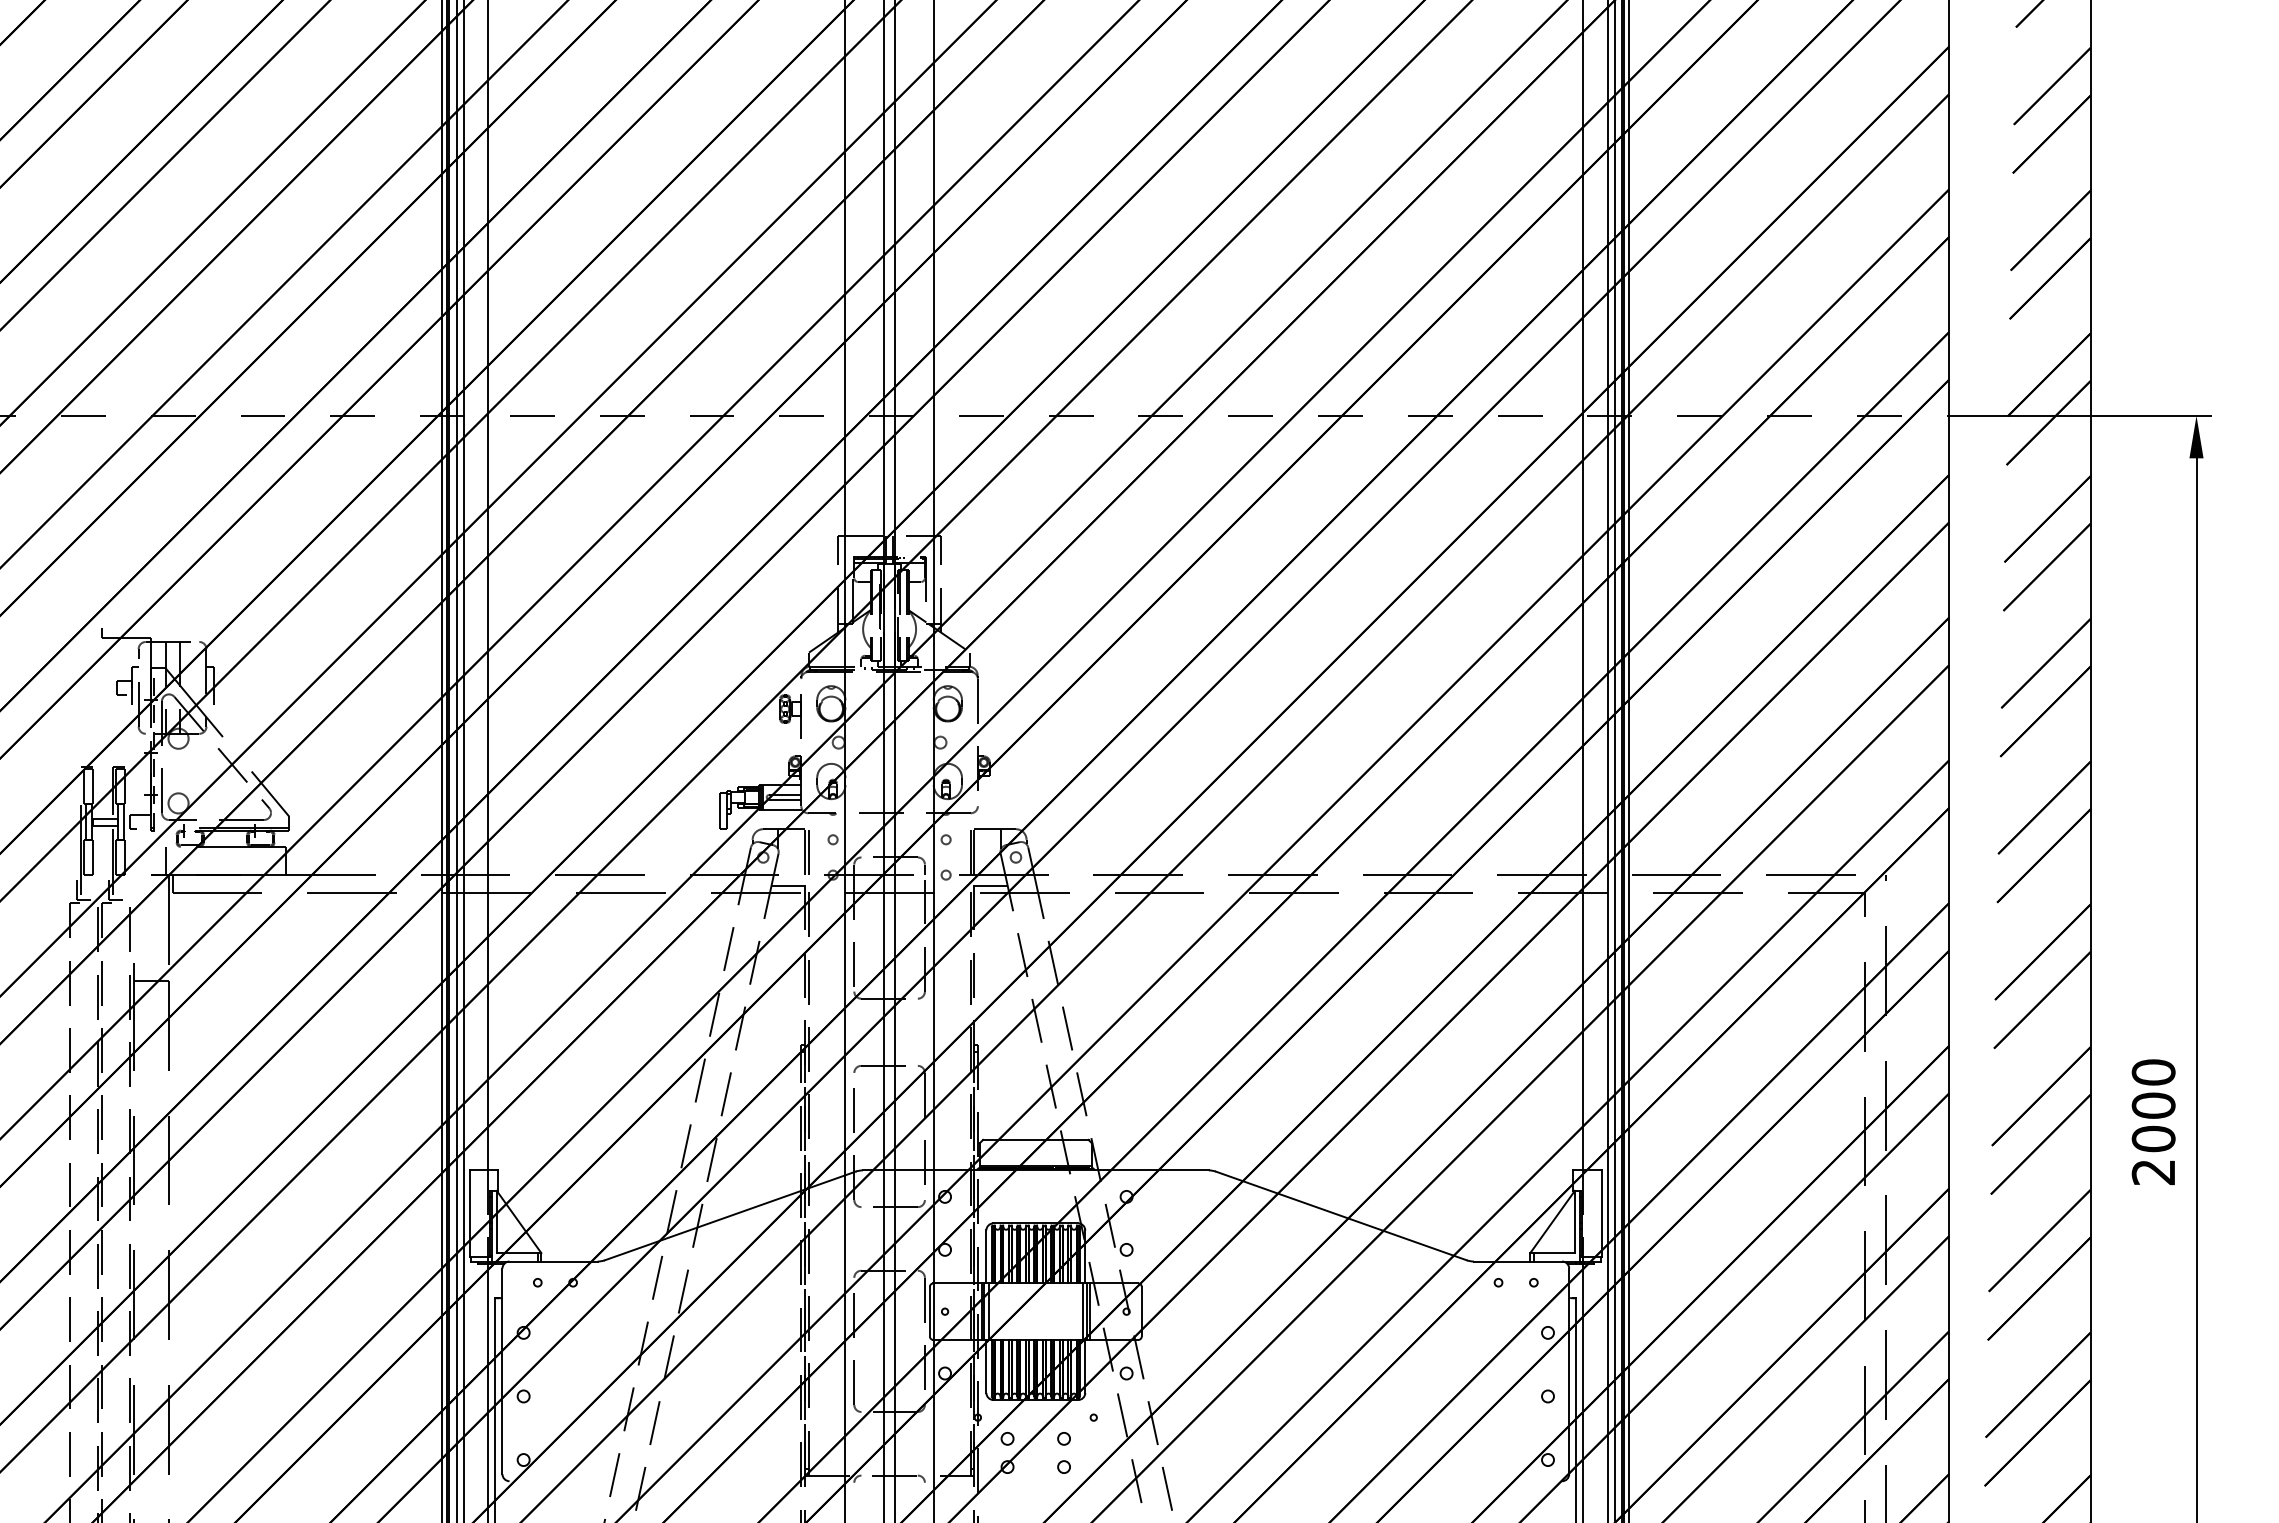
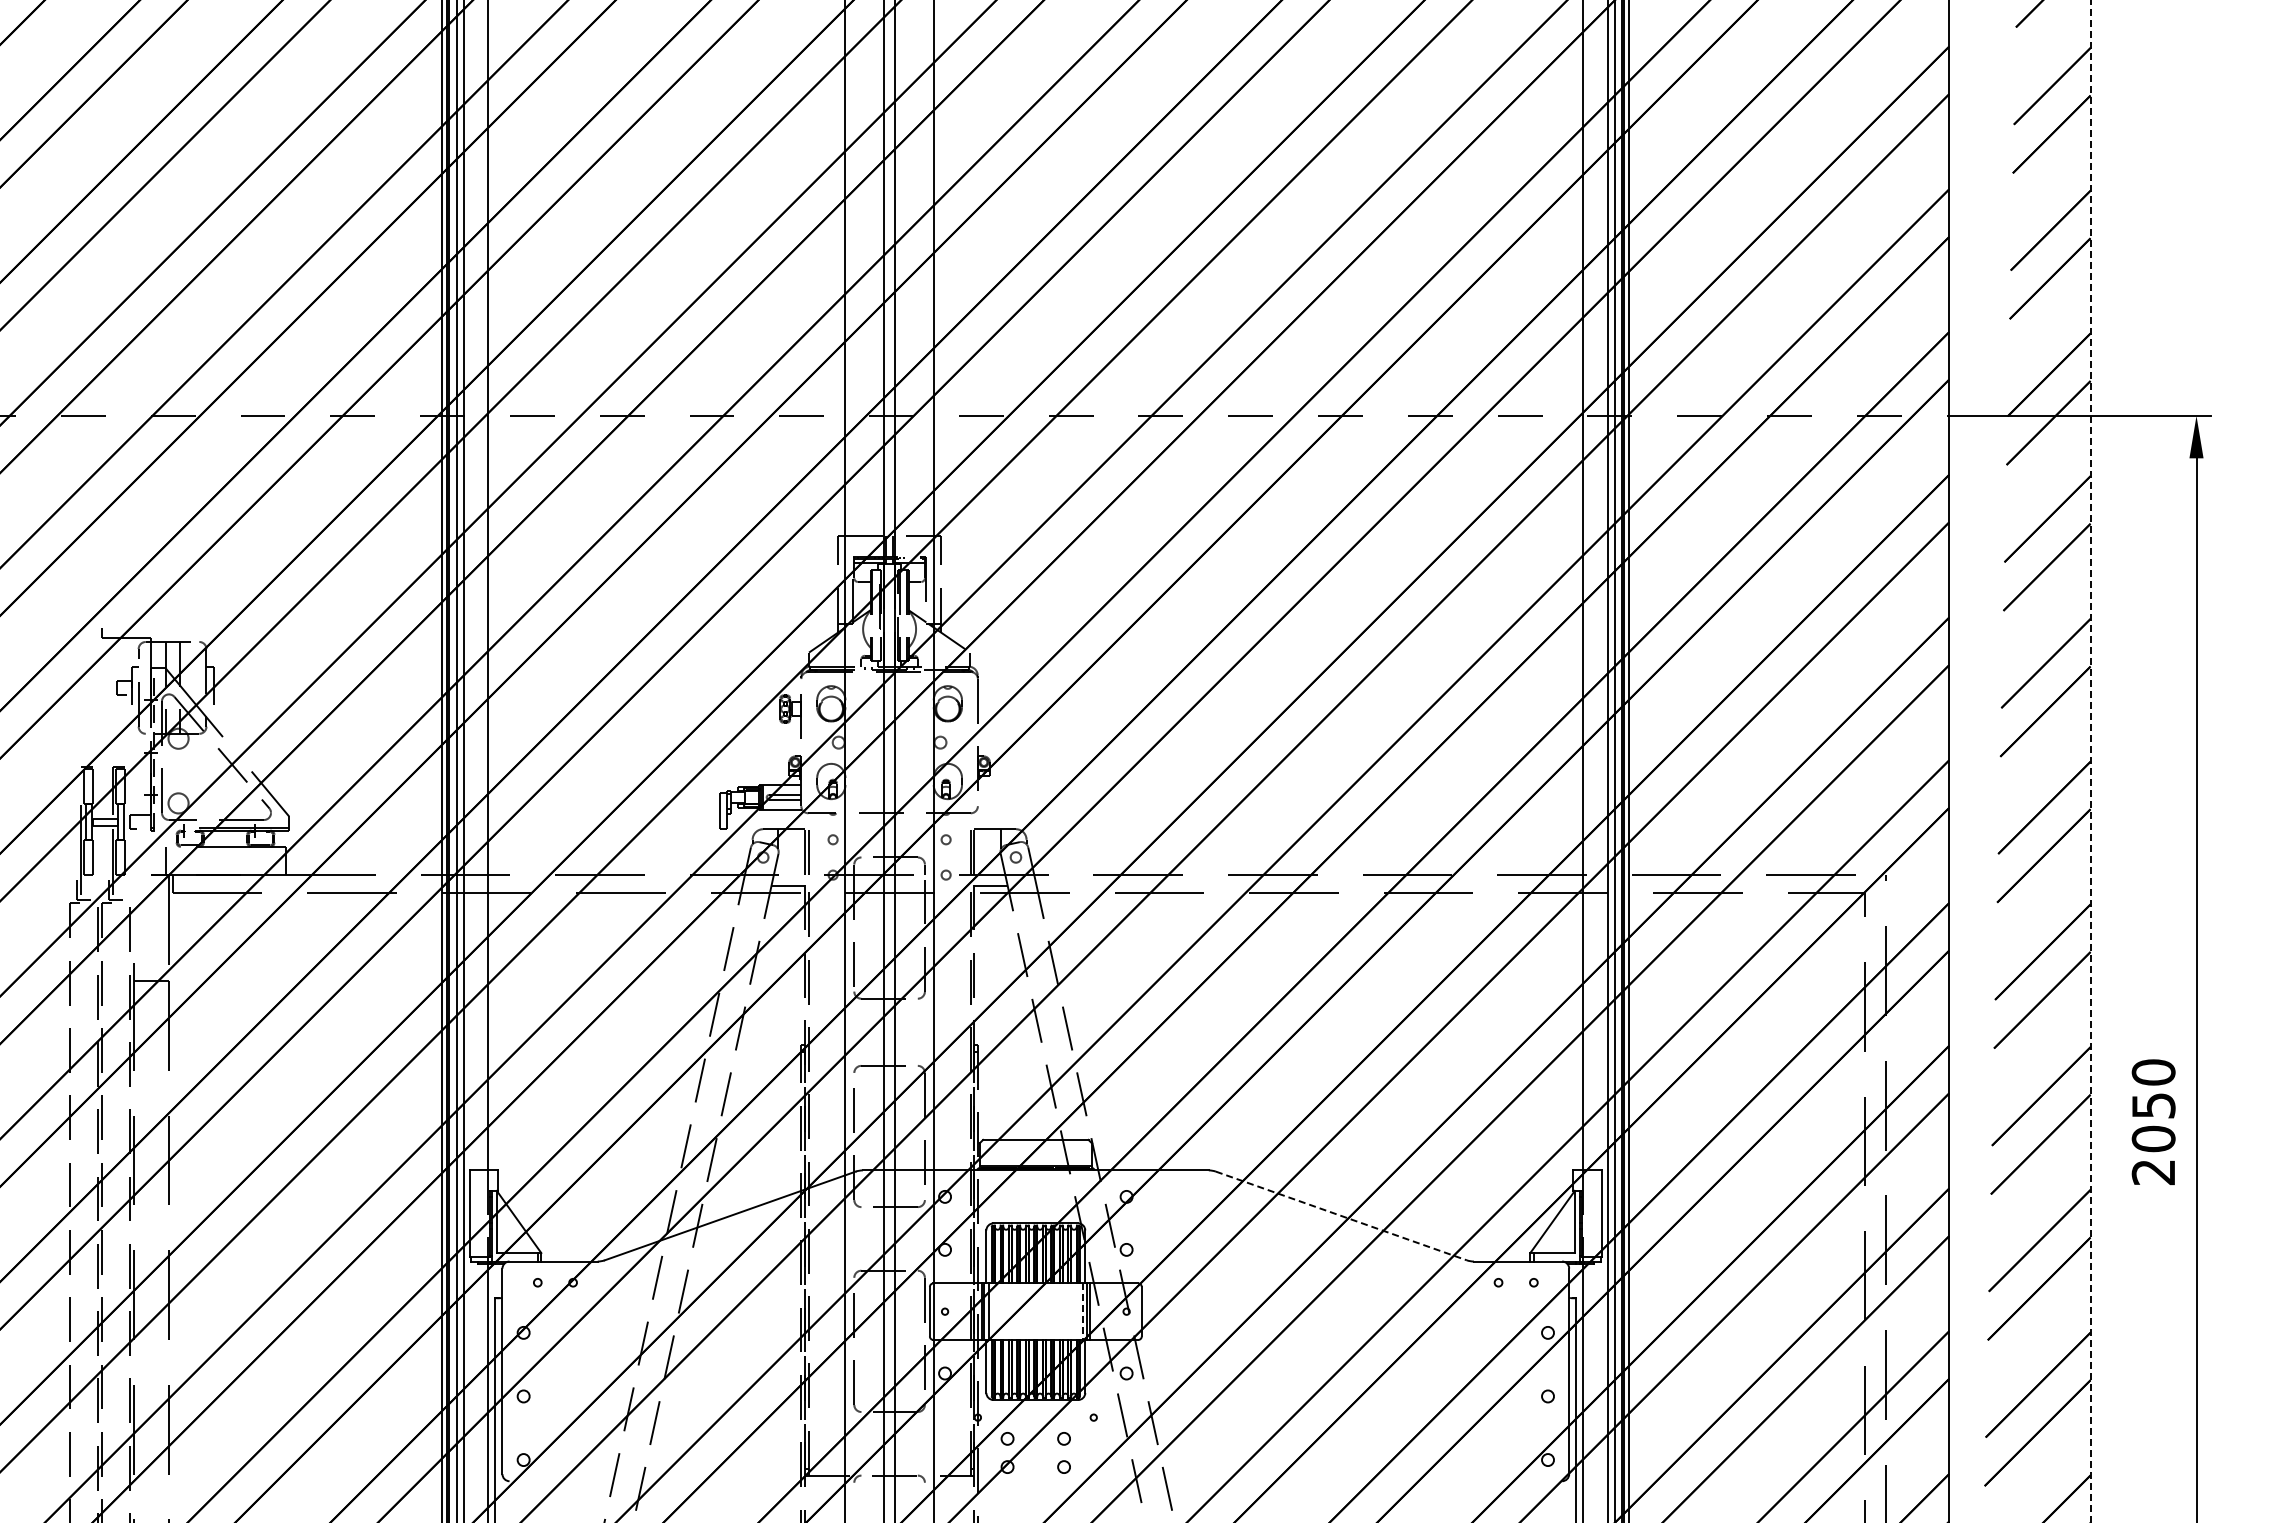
line: solid -> dashed (2090, 761)
text: 2000 -> 2050 (2153, 1105)
line: solid -> dashed (1341, 1216)
line: solid -> dashed (1082, 1312)
